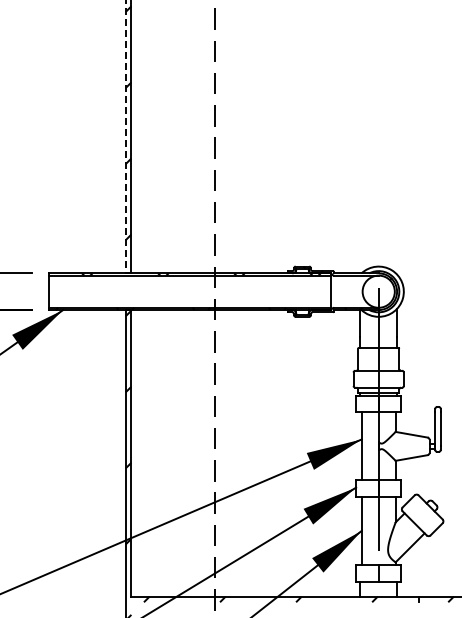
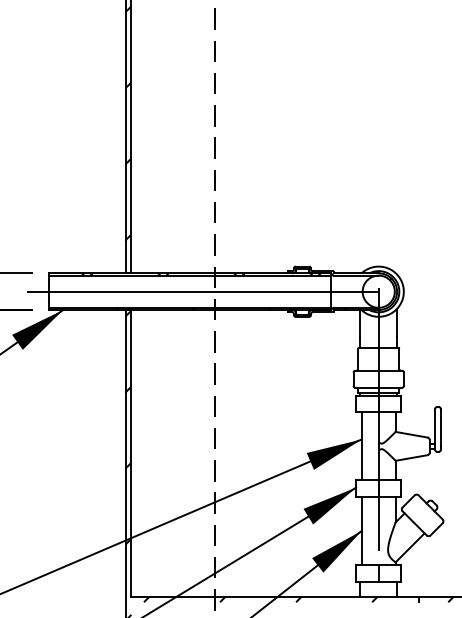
line: dashed -> solid (125, 137)
line: none -> present (202, 291)
